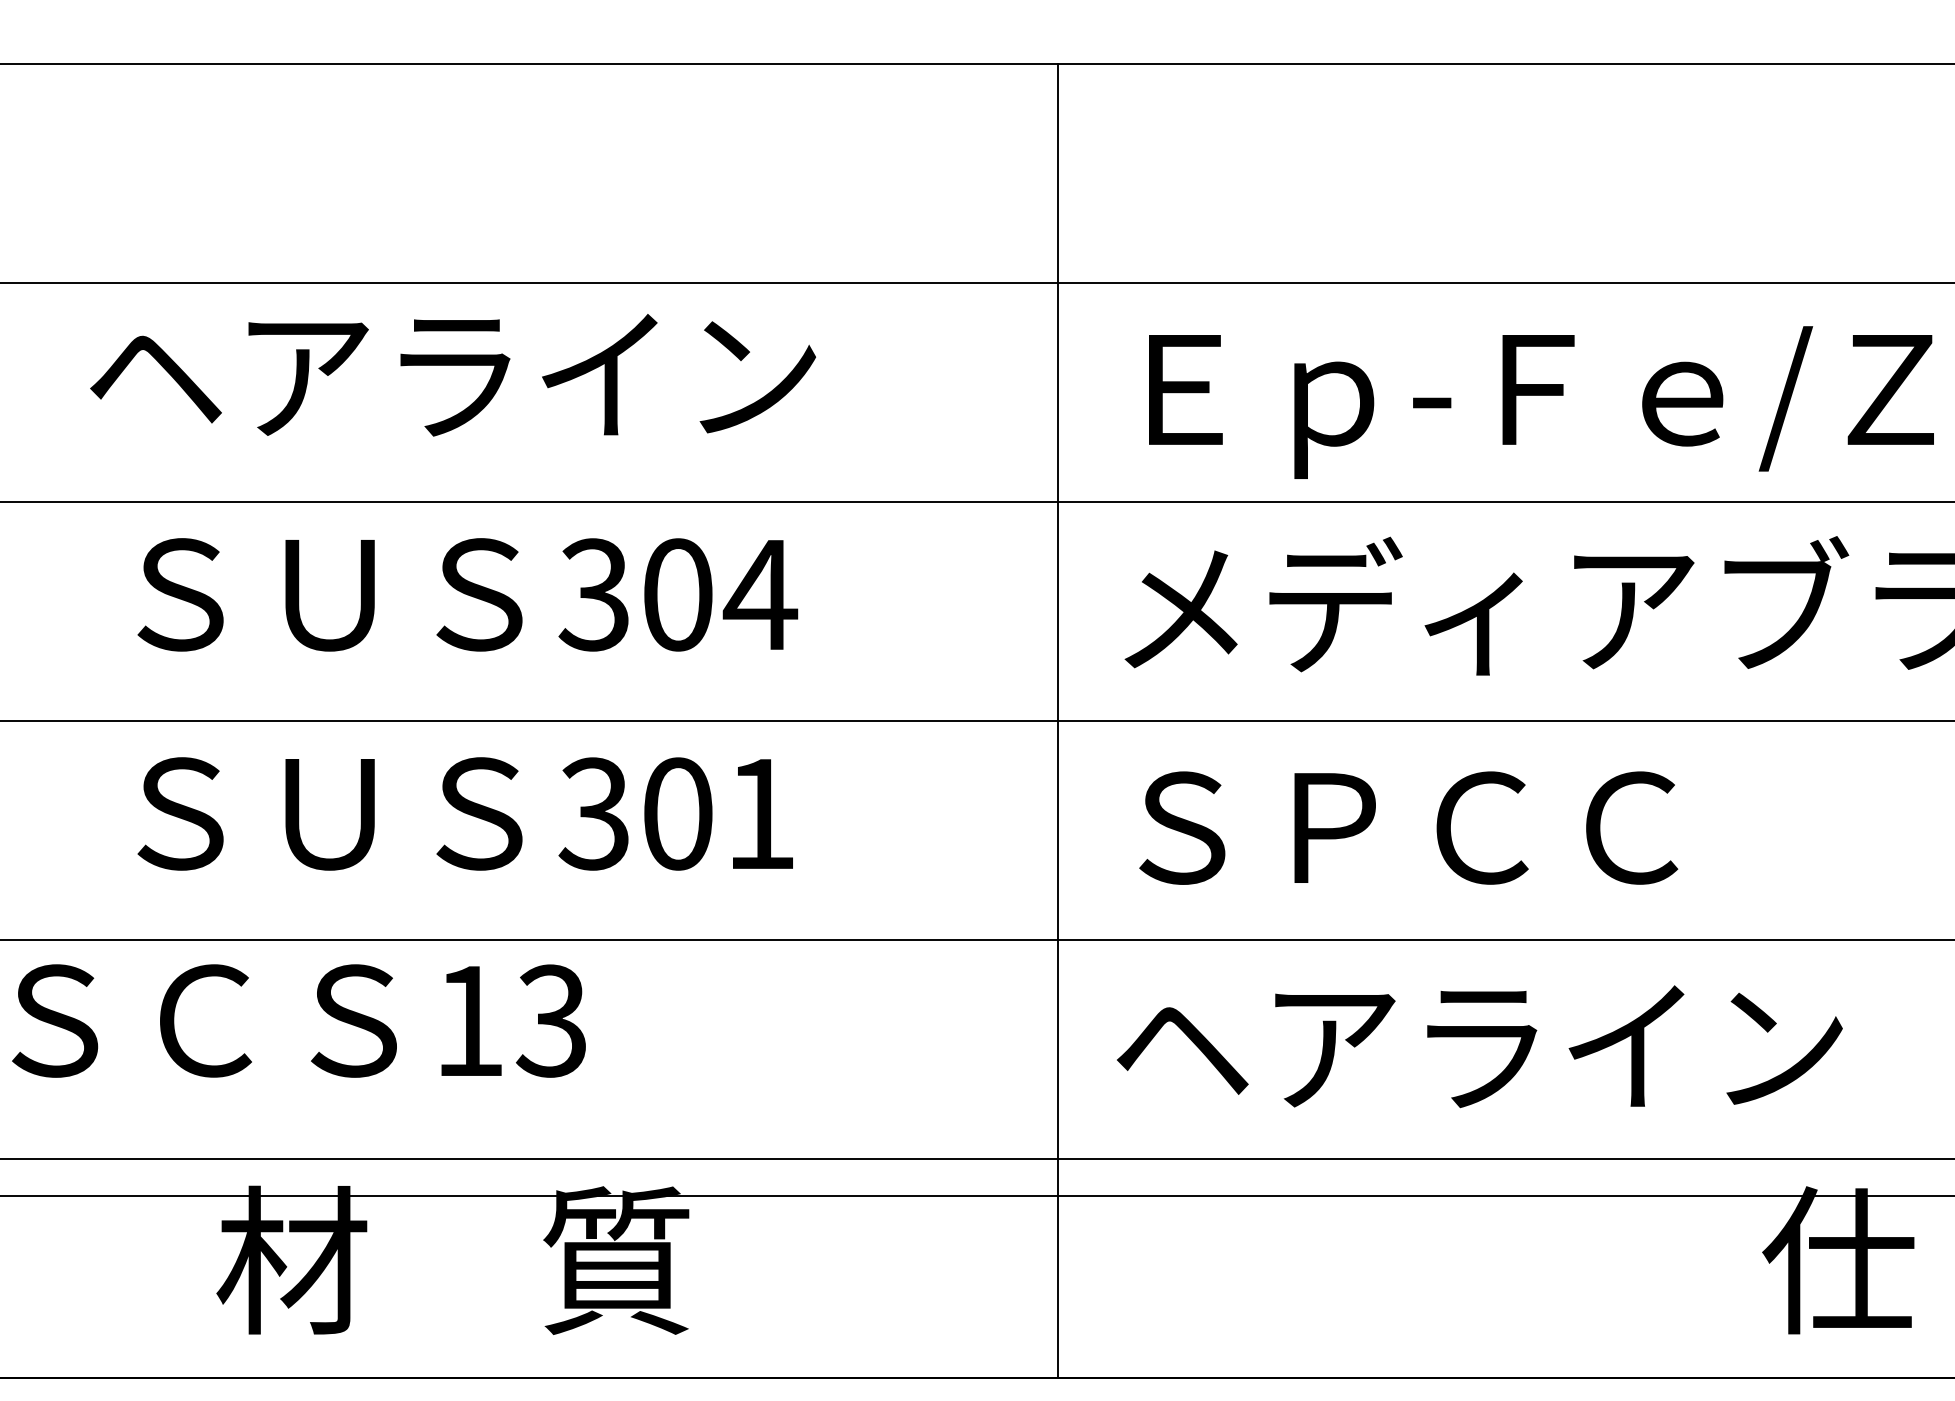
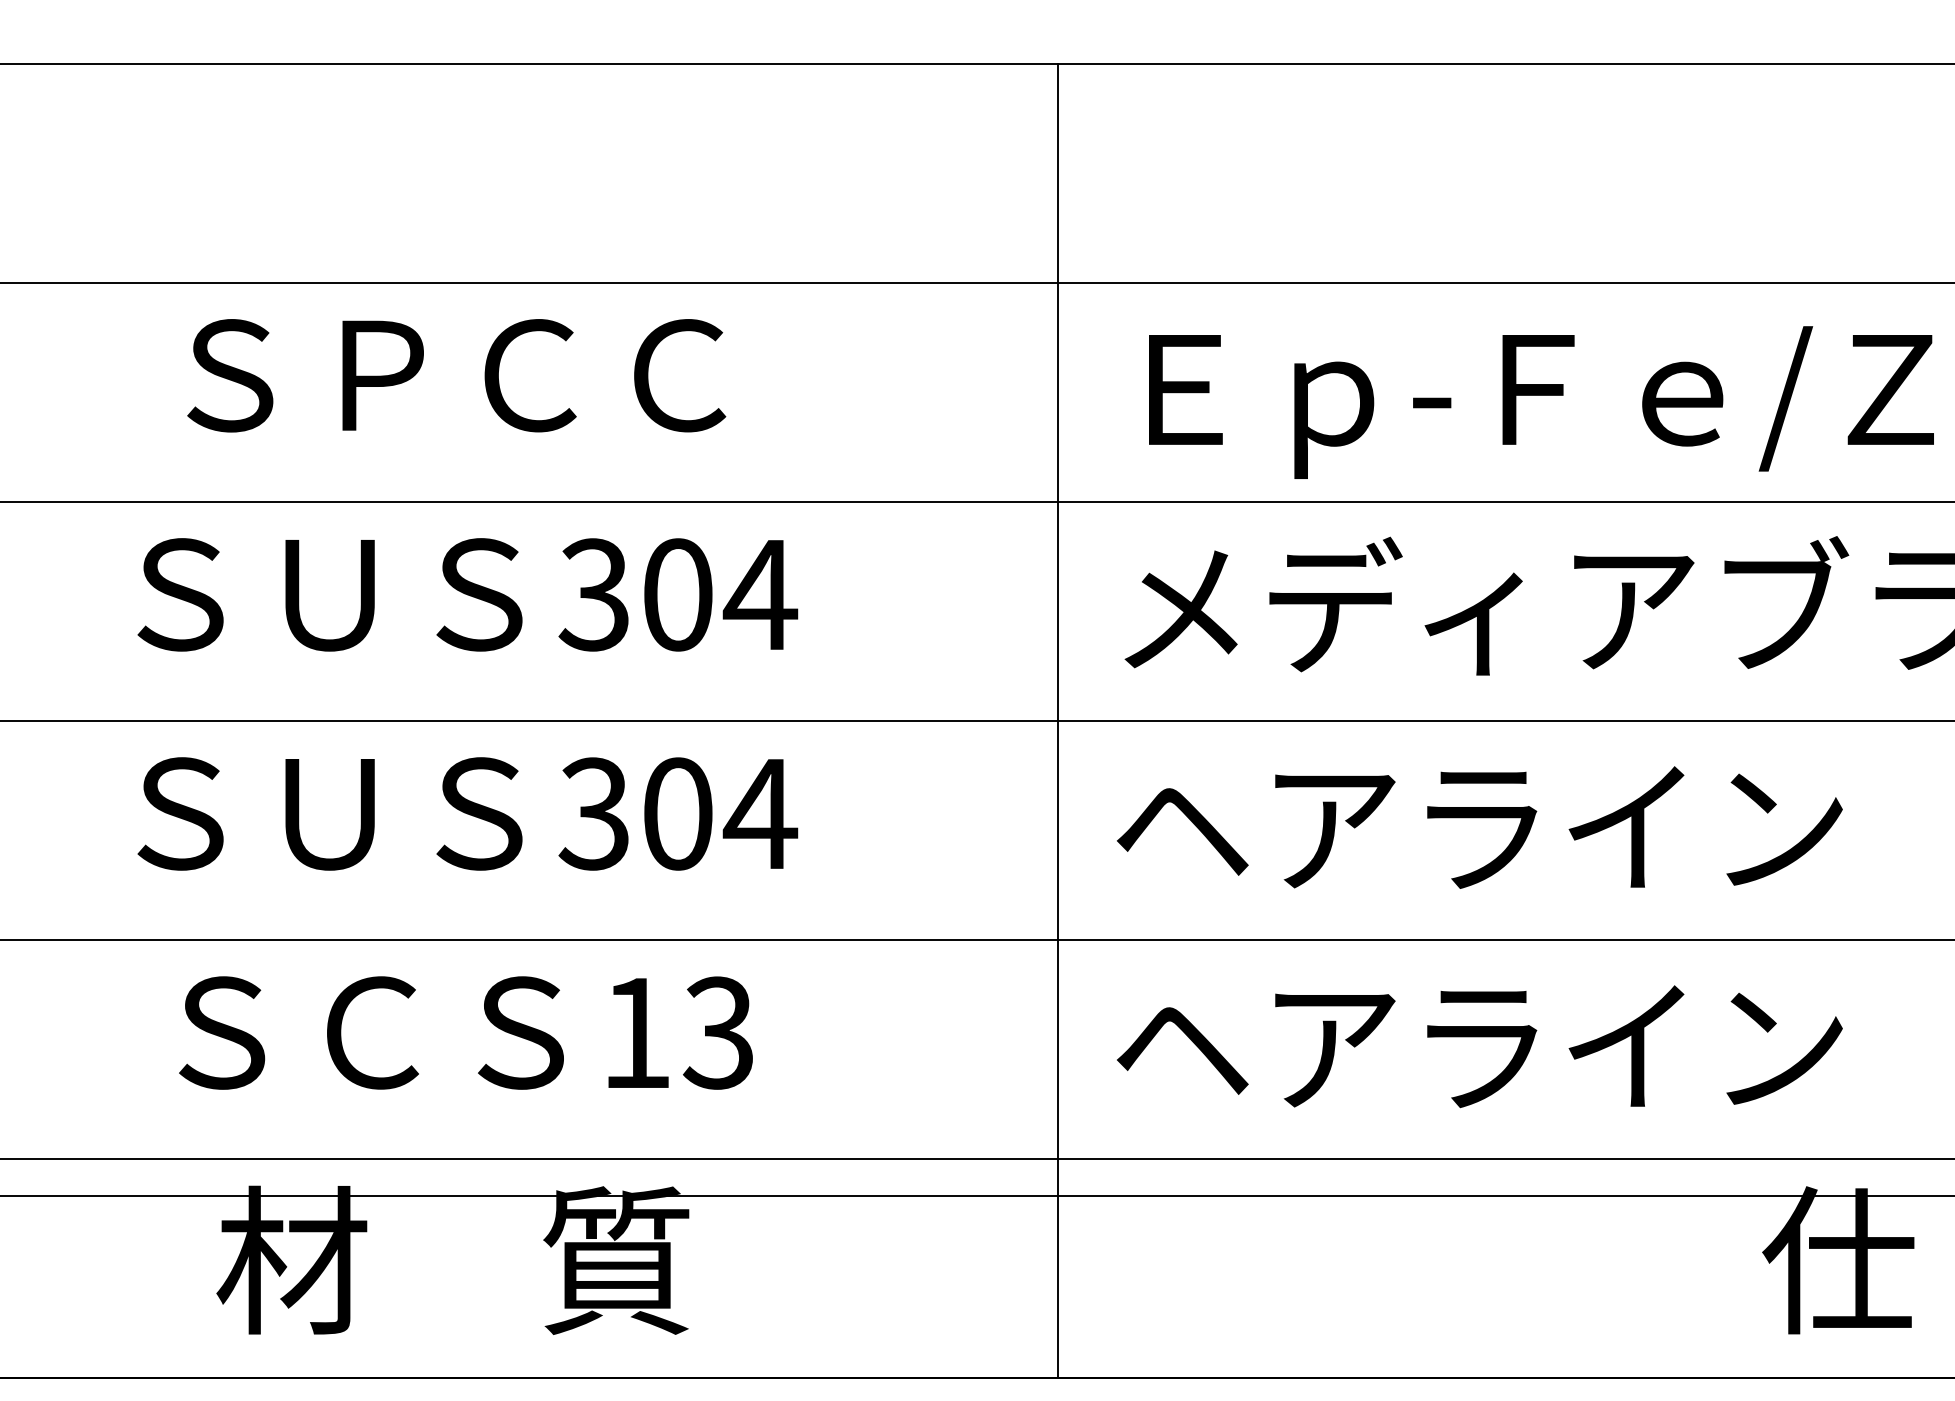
text: ヘアライン -> ＳＰＣＣ (453, 375)
text: 301 -> 304 (760, 813)
text: ＳＰＣＣ -> ヘアライン (1479, 827)
text position: (298, 1020) -> (465, 1032) (465, 1032)
